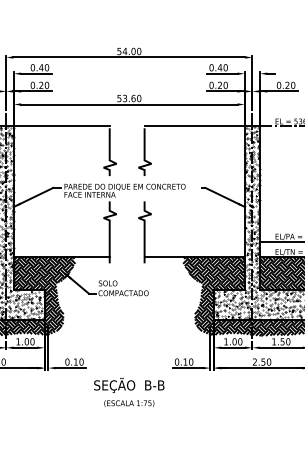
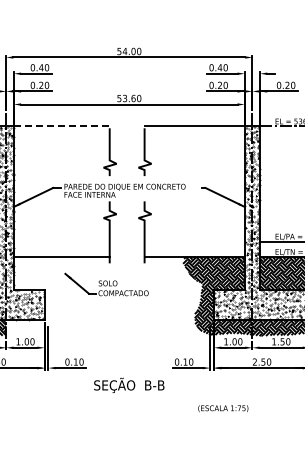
line: solid -> dashed (61, 126)
hatch: present -> none (40, 295)
text position: (129, 403) -> (223, 408) (223, 408)
